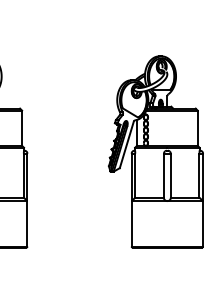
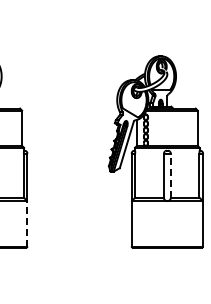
line: solid -> dashed (170, 175)
line: solid -> dashed (27, 223)
